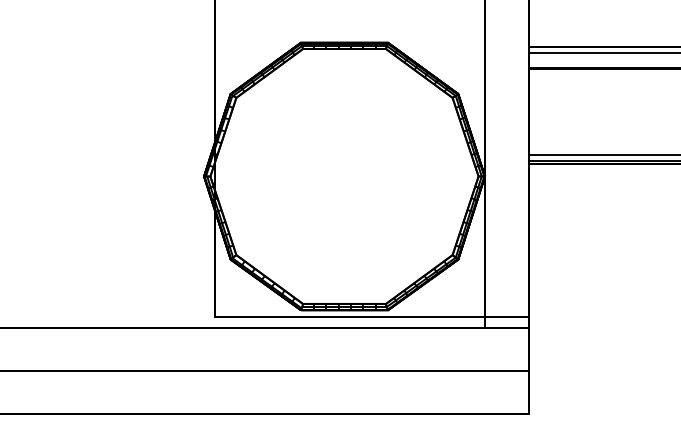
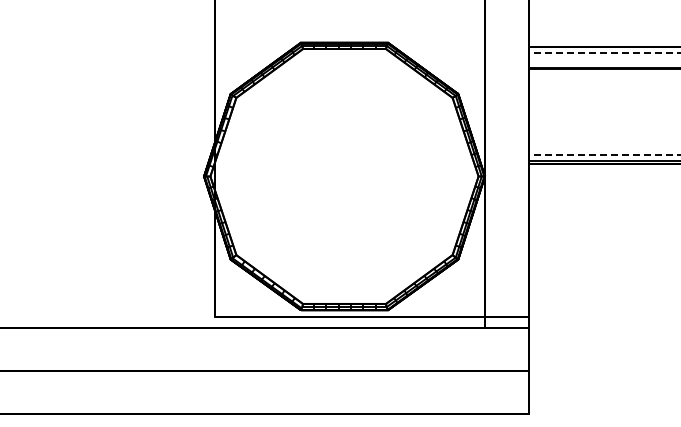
line: solid -> dashed (604, 52)
line: solid -> dashed (604, 154)
